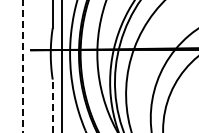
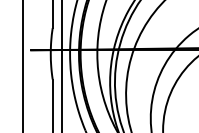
line: dashed -> solid (22, 66)
line: dashed -> solid (52, 105)
